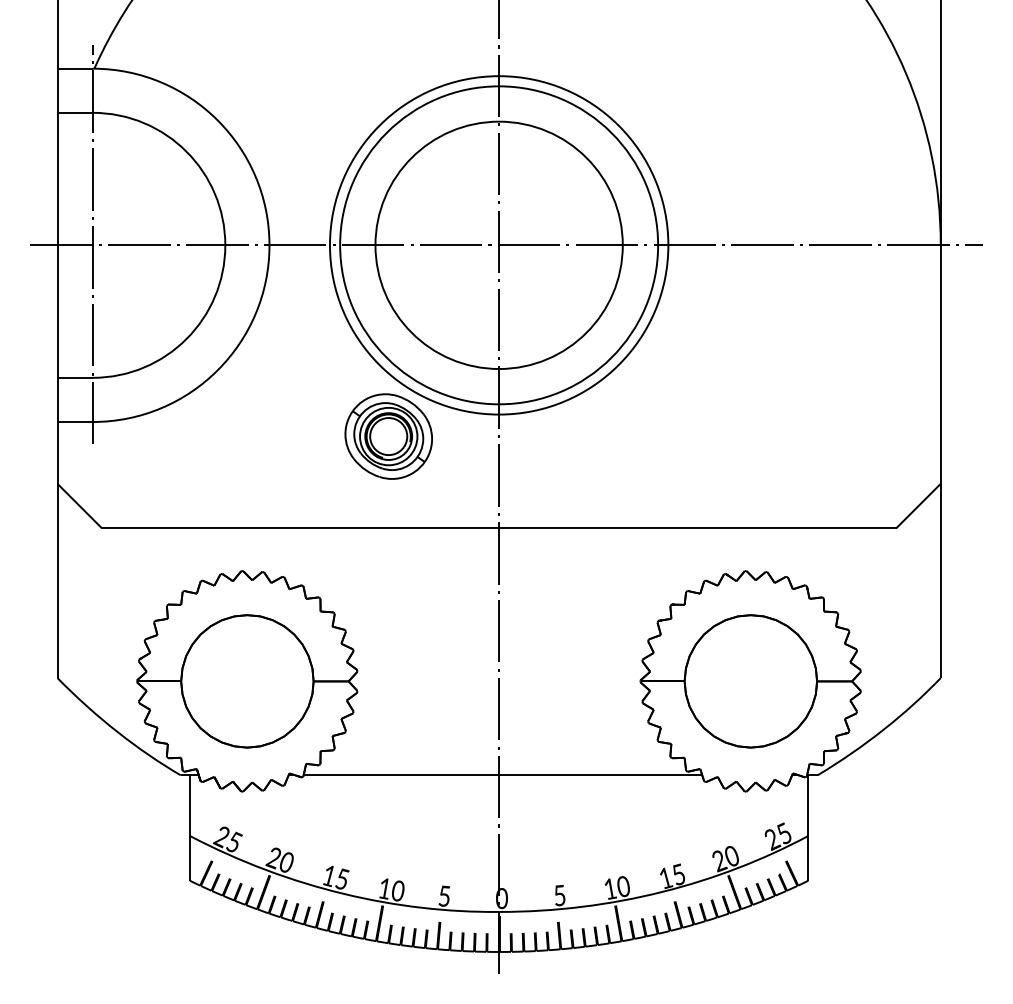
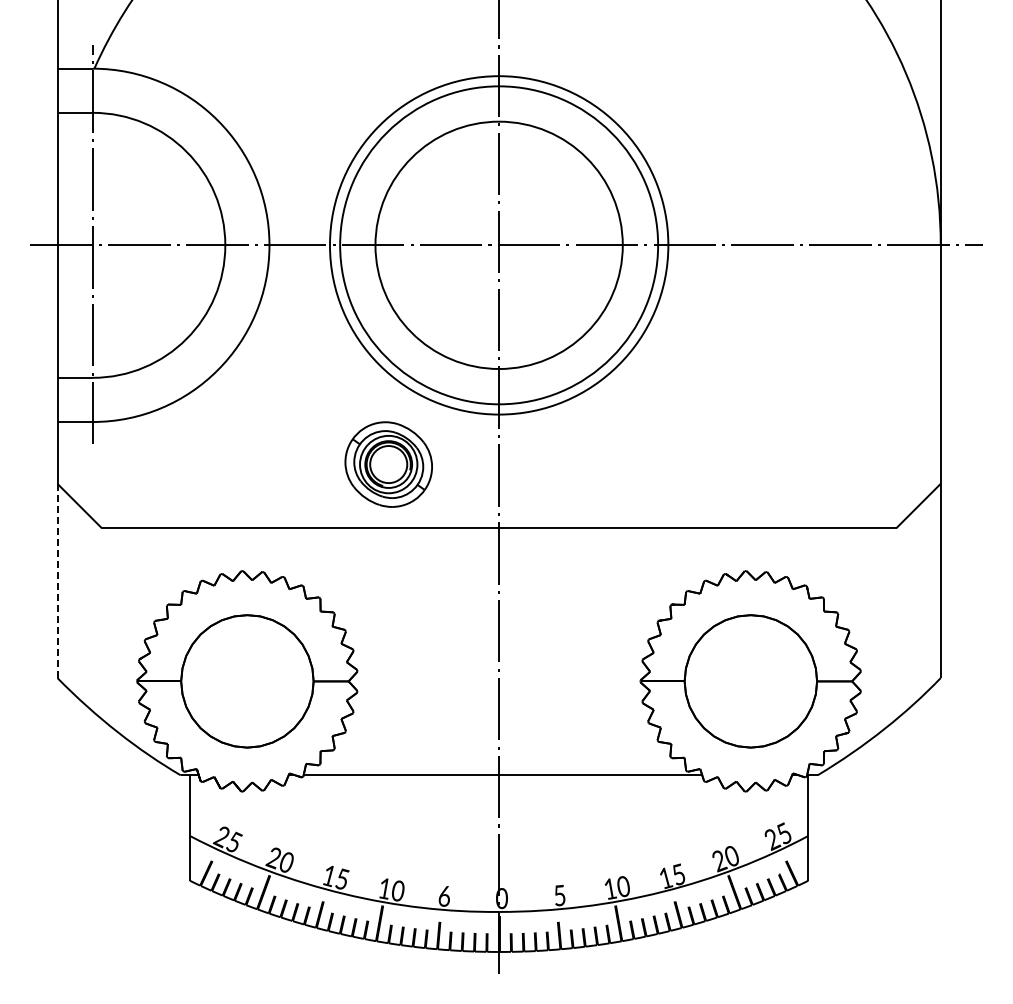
part position: (388, 436) -> (388, 464) (388, 464)
line: solid -> dashed (57, 581)
text: 5 -> 6 (444, 895)
